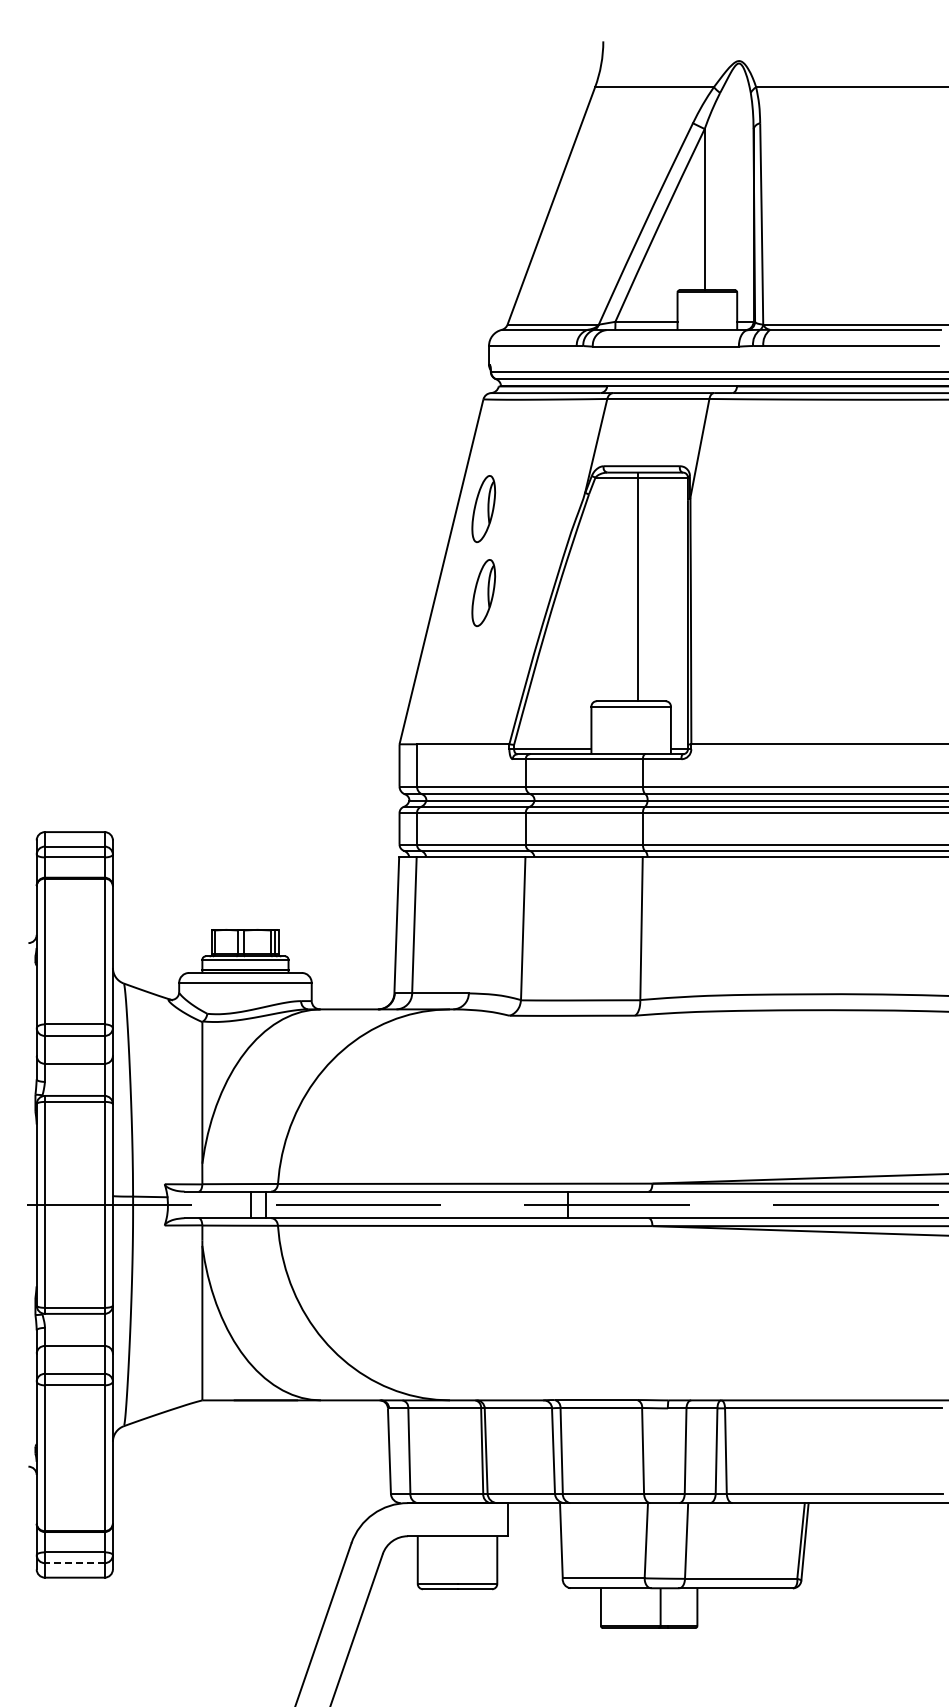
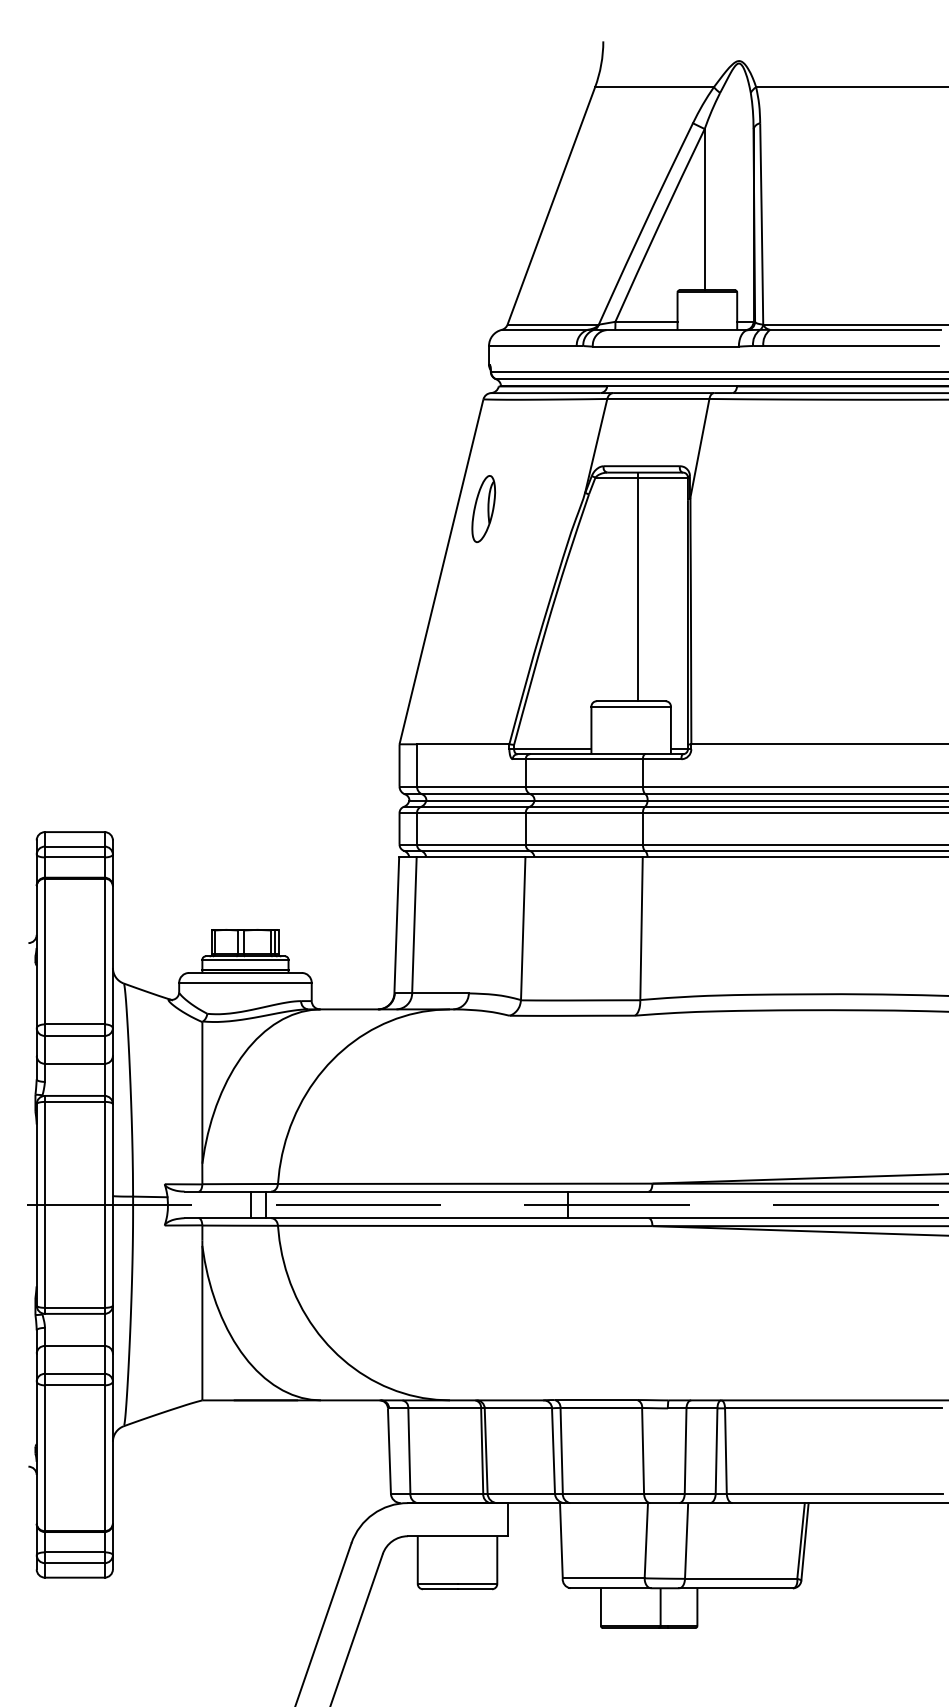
part: present -> none (483, 592)
line: dashed -> solid (74, 1563)
